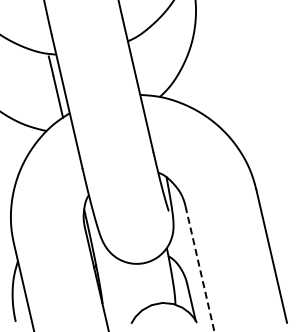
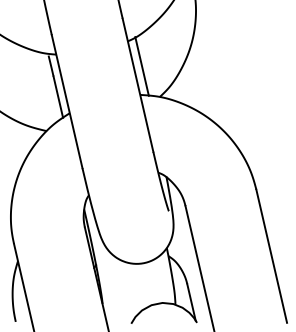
line: none -> present (141, 66)
line: dashed -> solid (200, 269)
